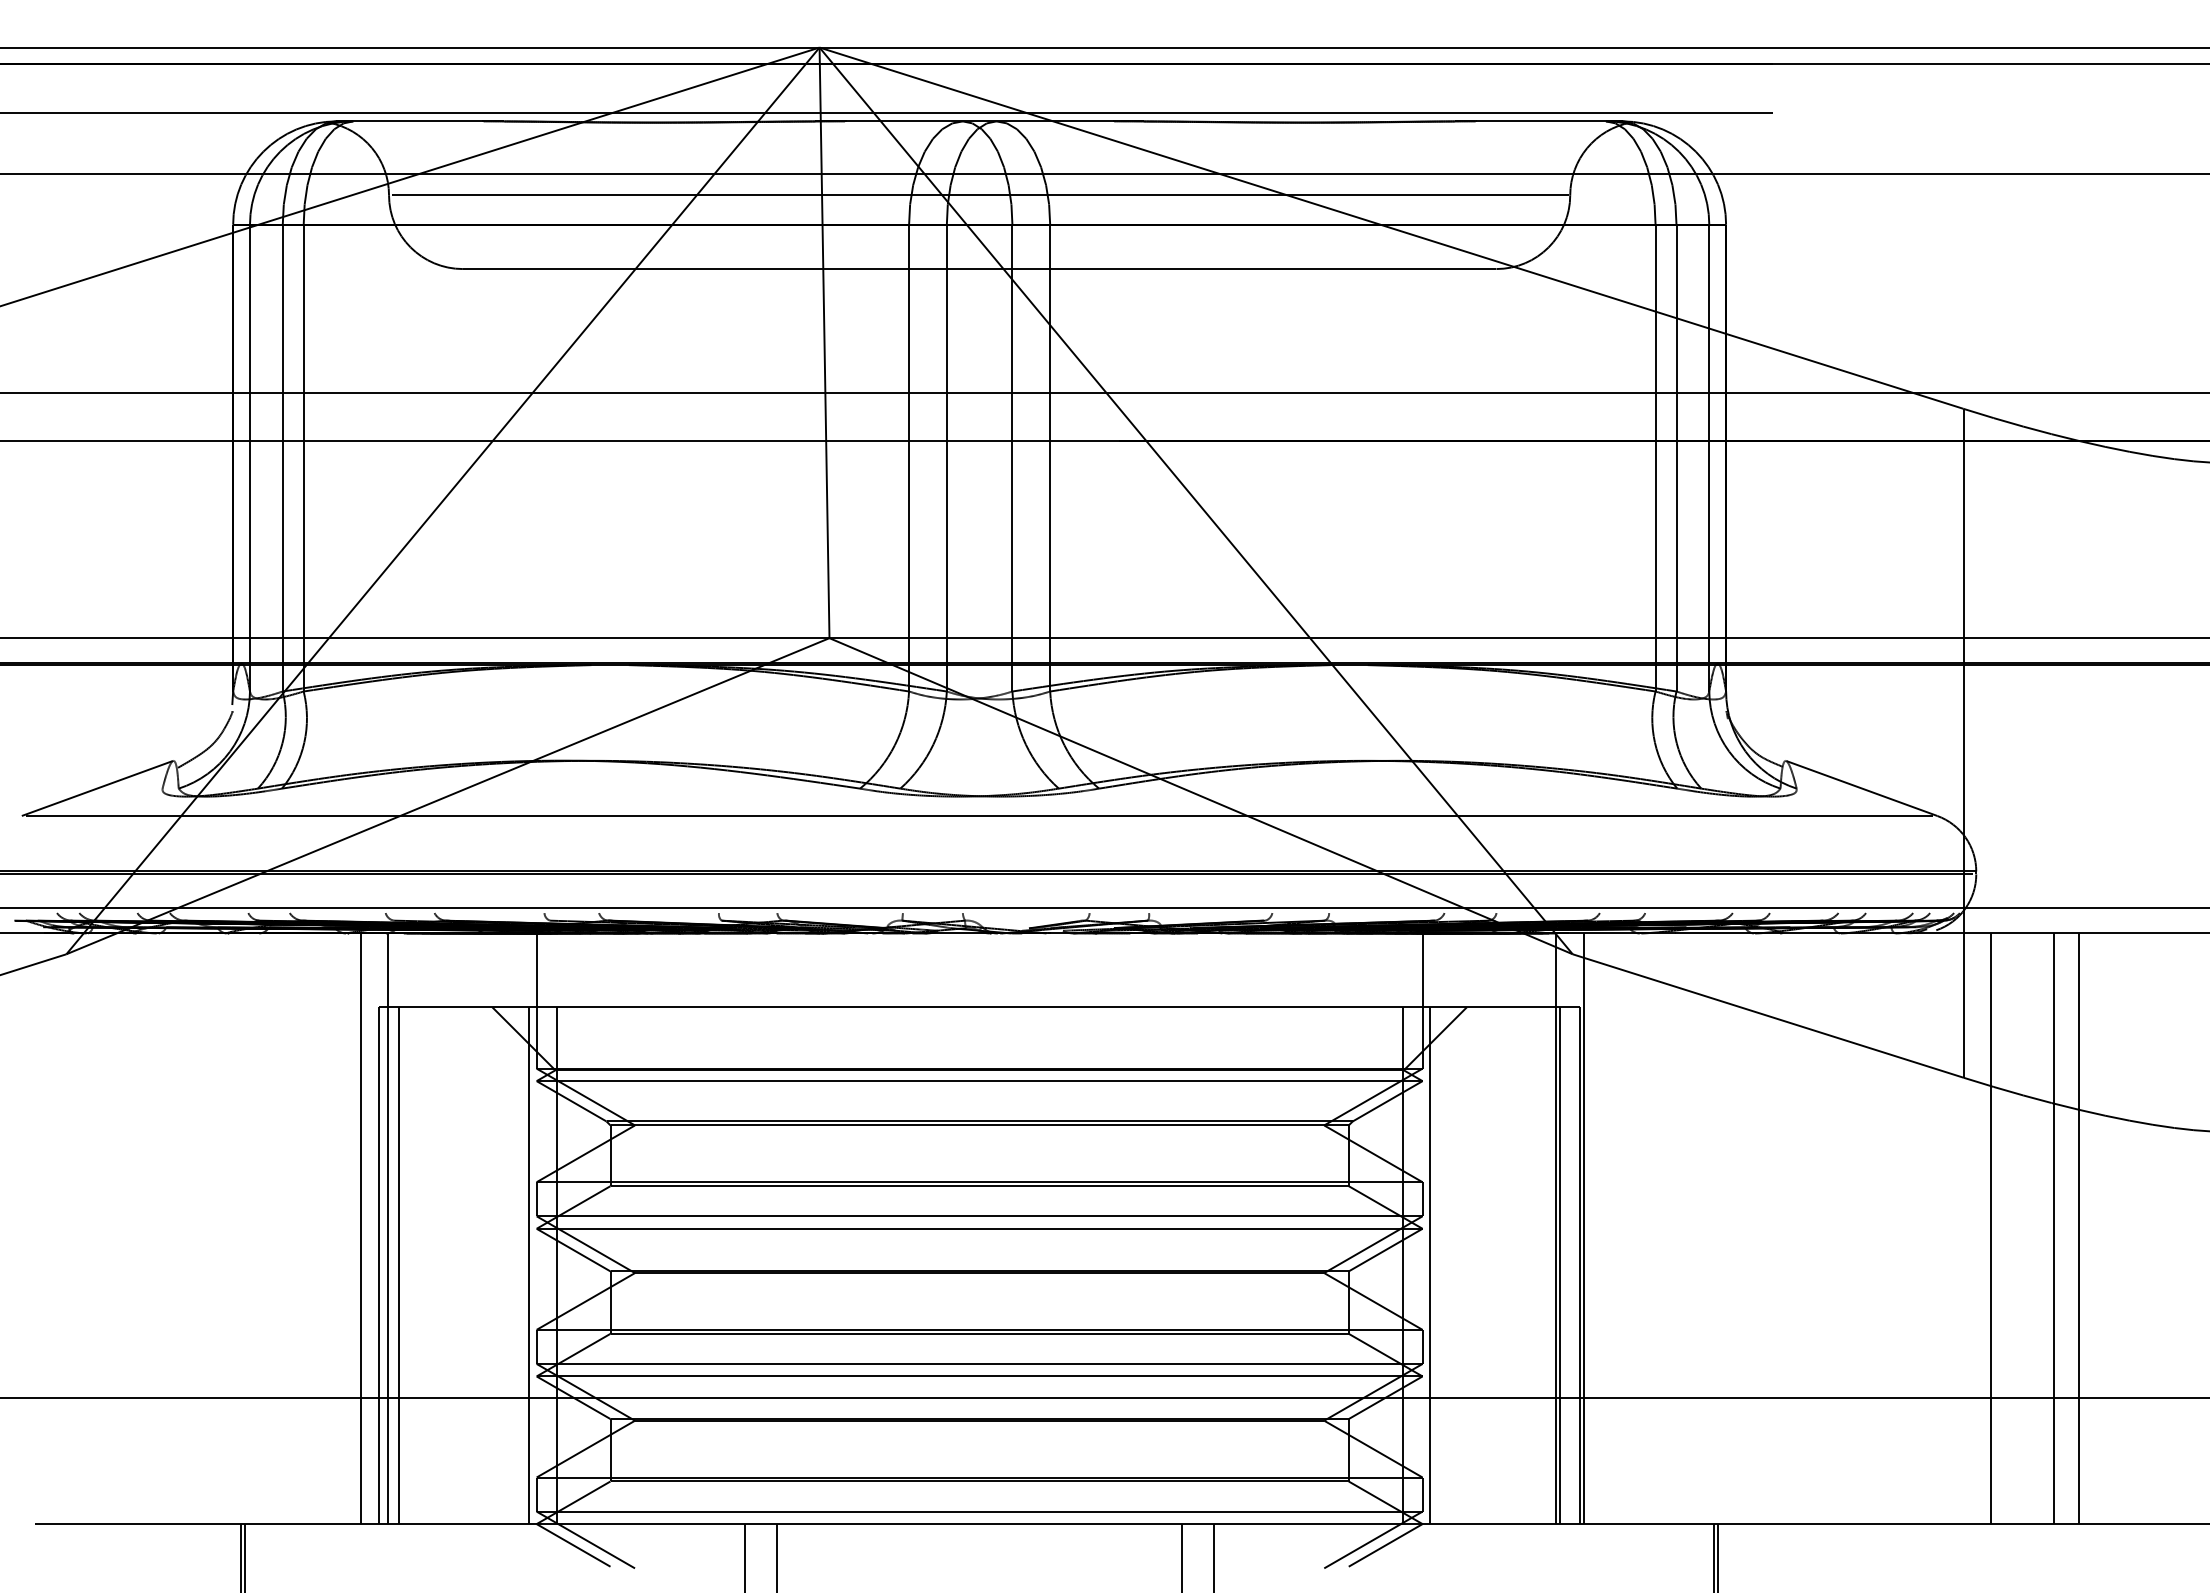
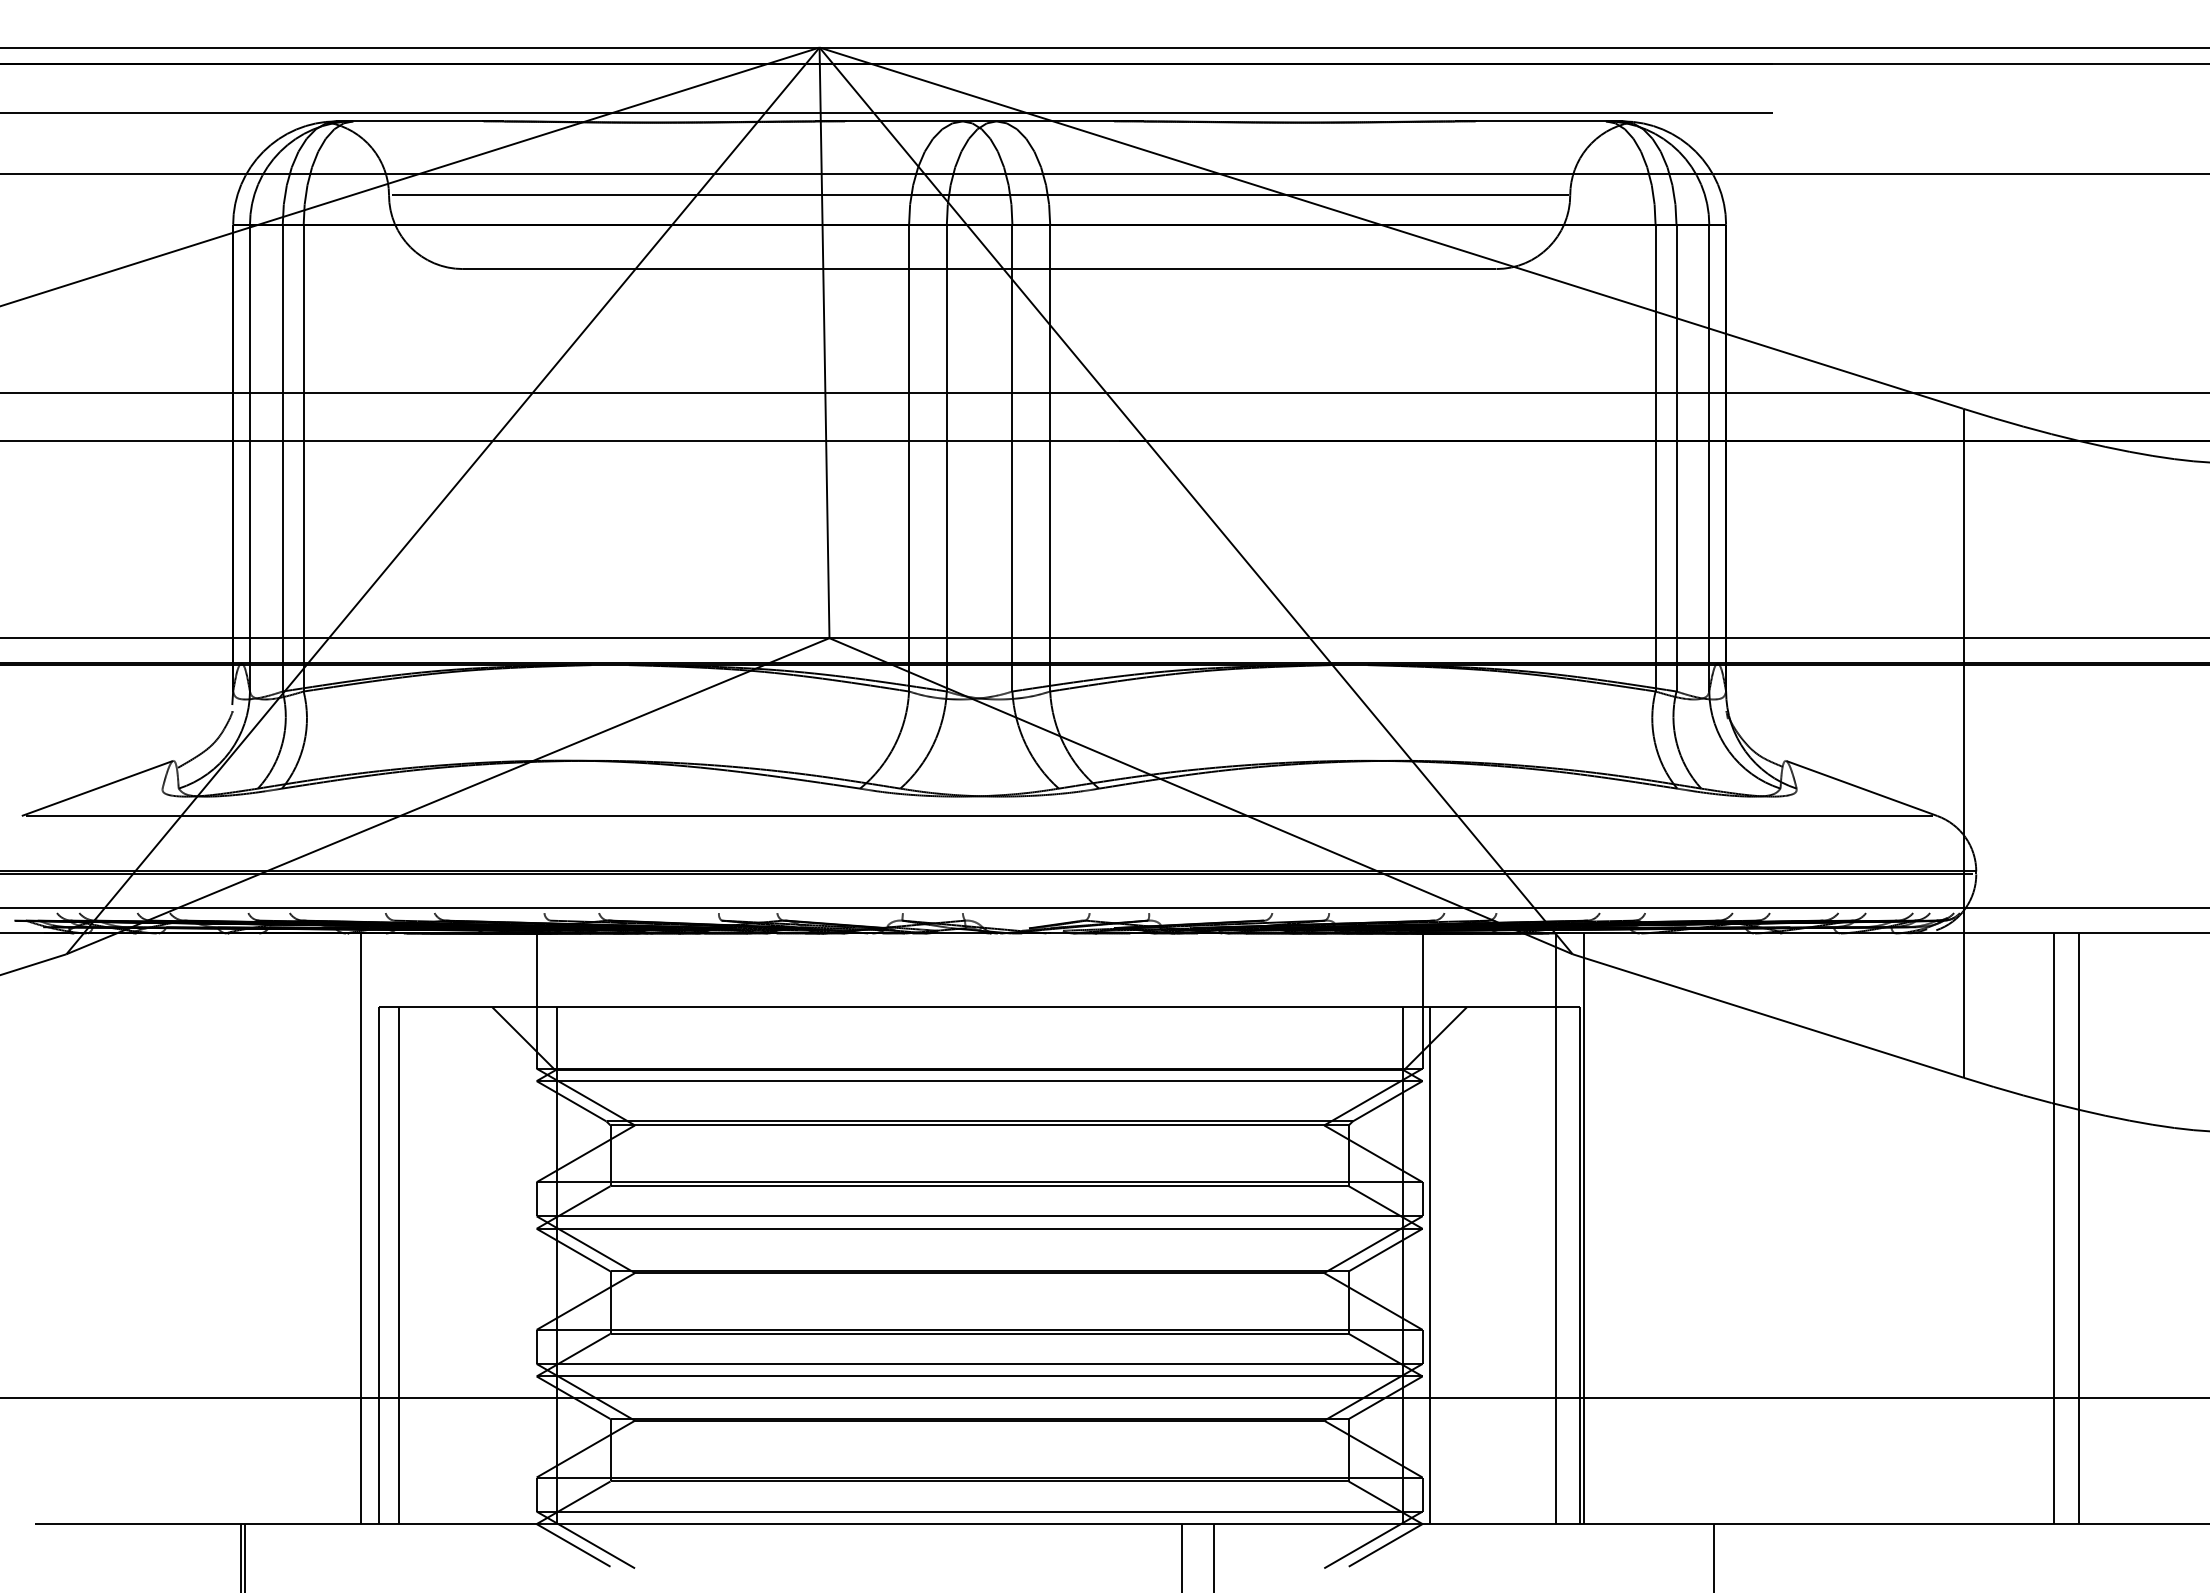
line: present -> none (387, 1228)
line: present -> none (1991, 1228)
line: present -> none (529, 1265)
line: present -> none (1560, 1265)
line: present -> none (745, 1556)
line: present -> none (777, 1556)
line: present -> none (1717, 1556)
